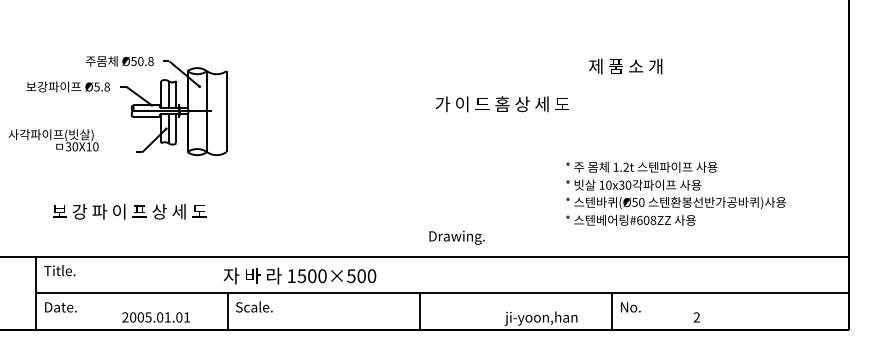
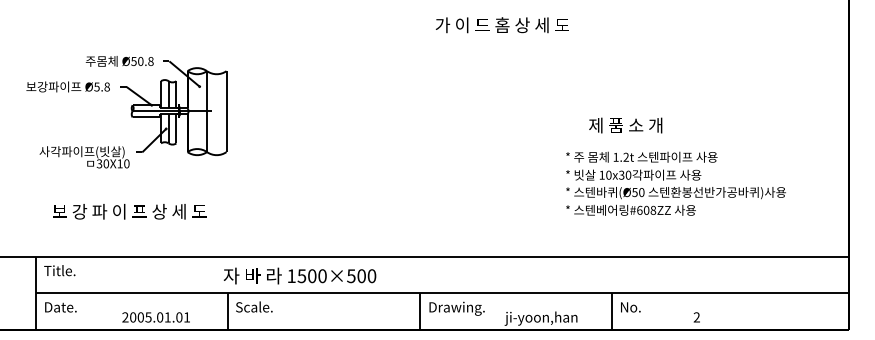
text position: (625, 66) -> (625, 125) (625, 125)
text position: (501, 104) -> (501, 25) (501, 25)
text position: (53, 140) -> (84, 157) (84, 157)
text position: (675, 193) -> (675, 183) (675, 183)
text position: (456, 237) -> (456, 308) (456, 308)
